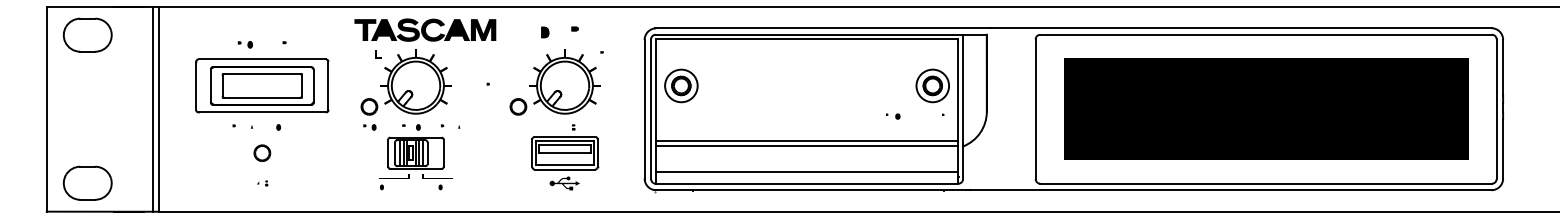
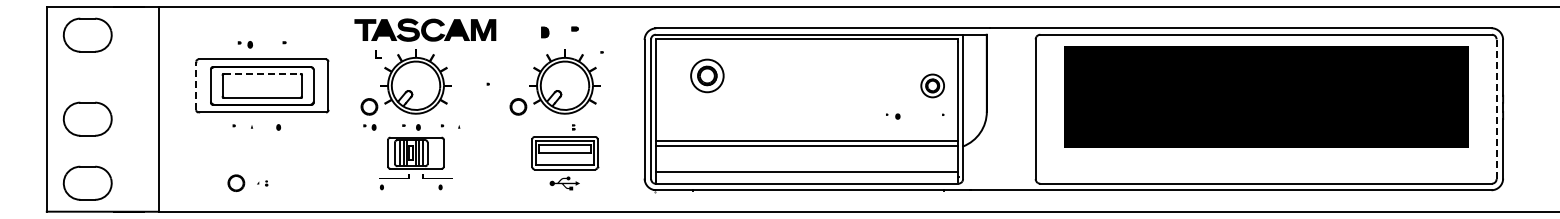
line: solid -> dashed (262, 74)
line: solid -> dashed (196, 85)
part position: (681, 85) -> (707, 75) (707, 75)
part size: 35x36 px -> 25x26 px (932, 85)
line: present -> none (152, 108)
part position: (1266, 108) -> (1266, 96) (1266, 96)
line: solid -> dashed (1496, 109)
part: none -> present (87, 118)
part position: (262, 152) -> (236, 182) (236, 182)
